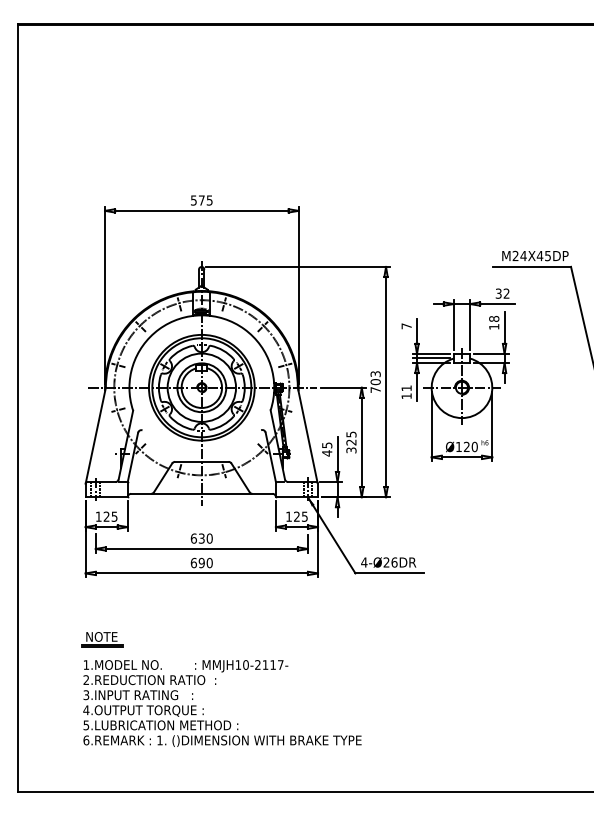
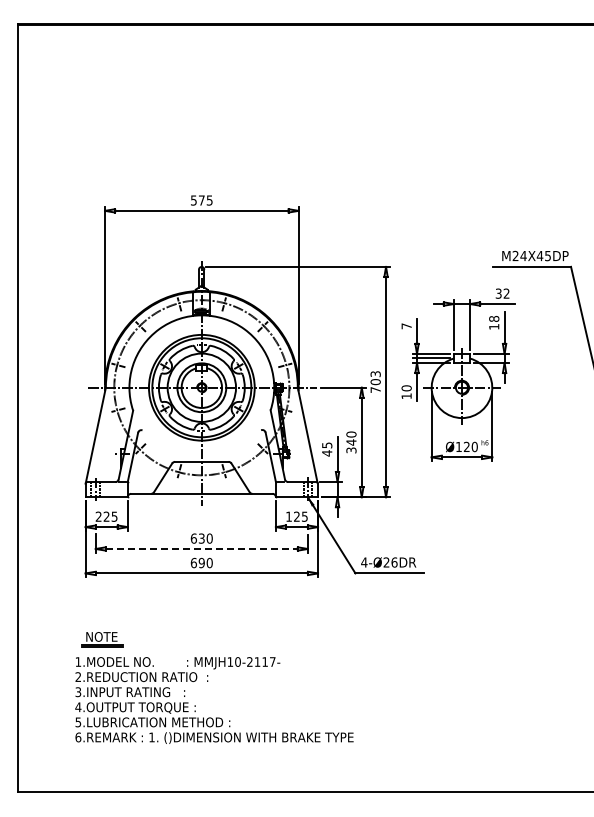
text: 11 -> 10 (406, 388)
text: 325 -> 340 (351, 438)
text: 125 -> 225 (98, 516)
line: solid -> dashed (201, 548)
text position: (222, 703) -> (214, 700) (214, 700)
